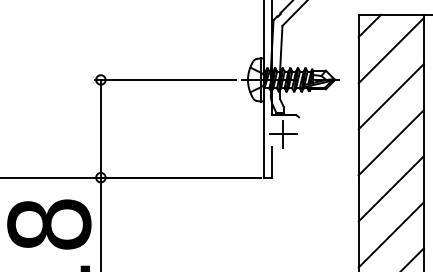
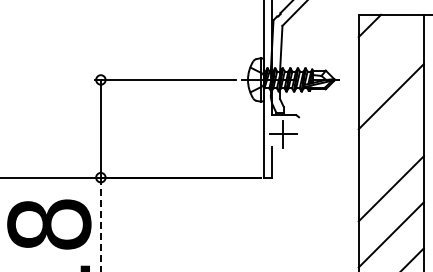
line: present -> none (390, 50)
line: present -> none (390, 142)
line: solid -> dashed (100, 224)
